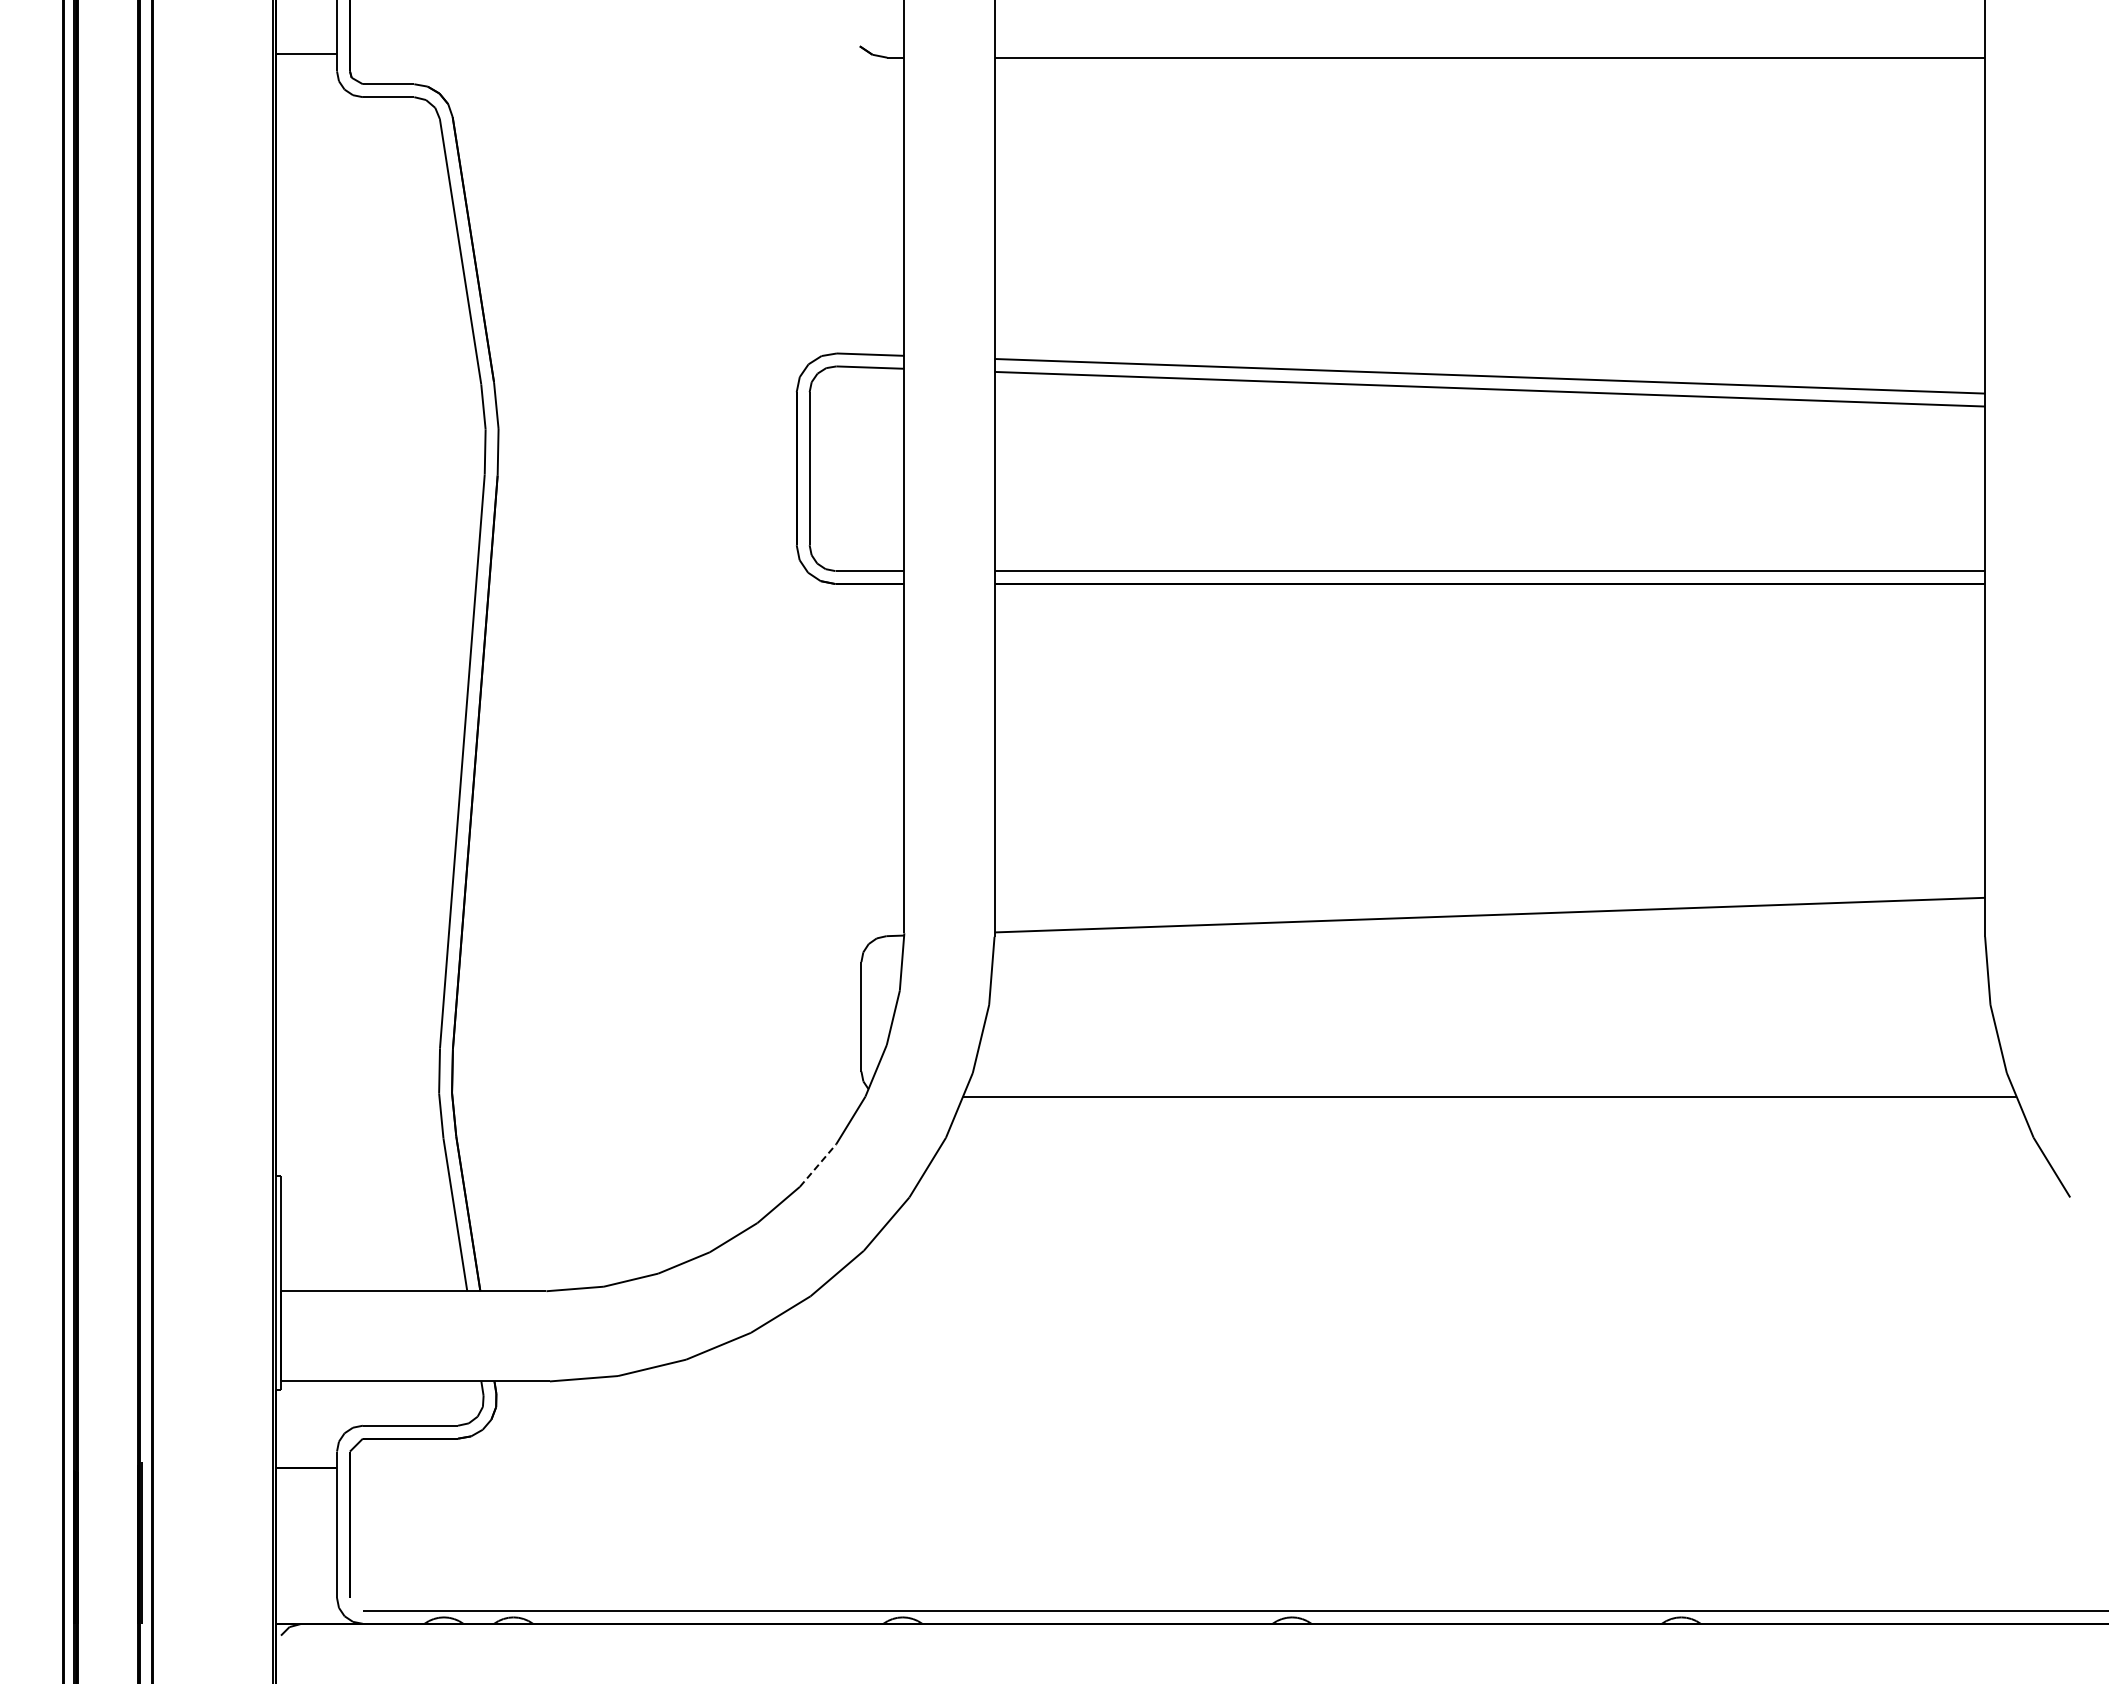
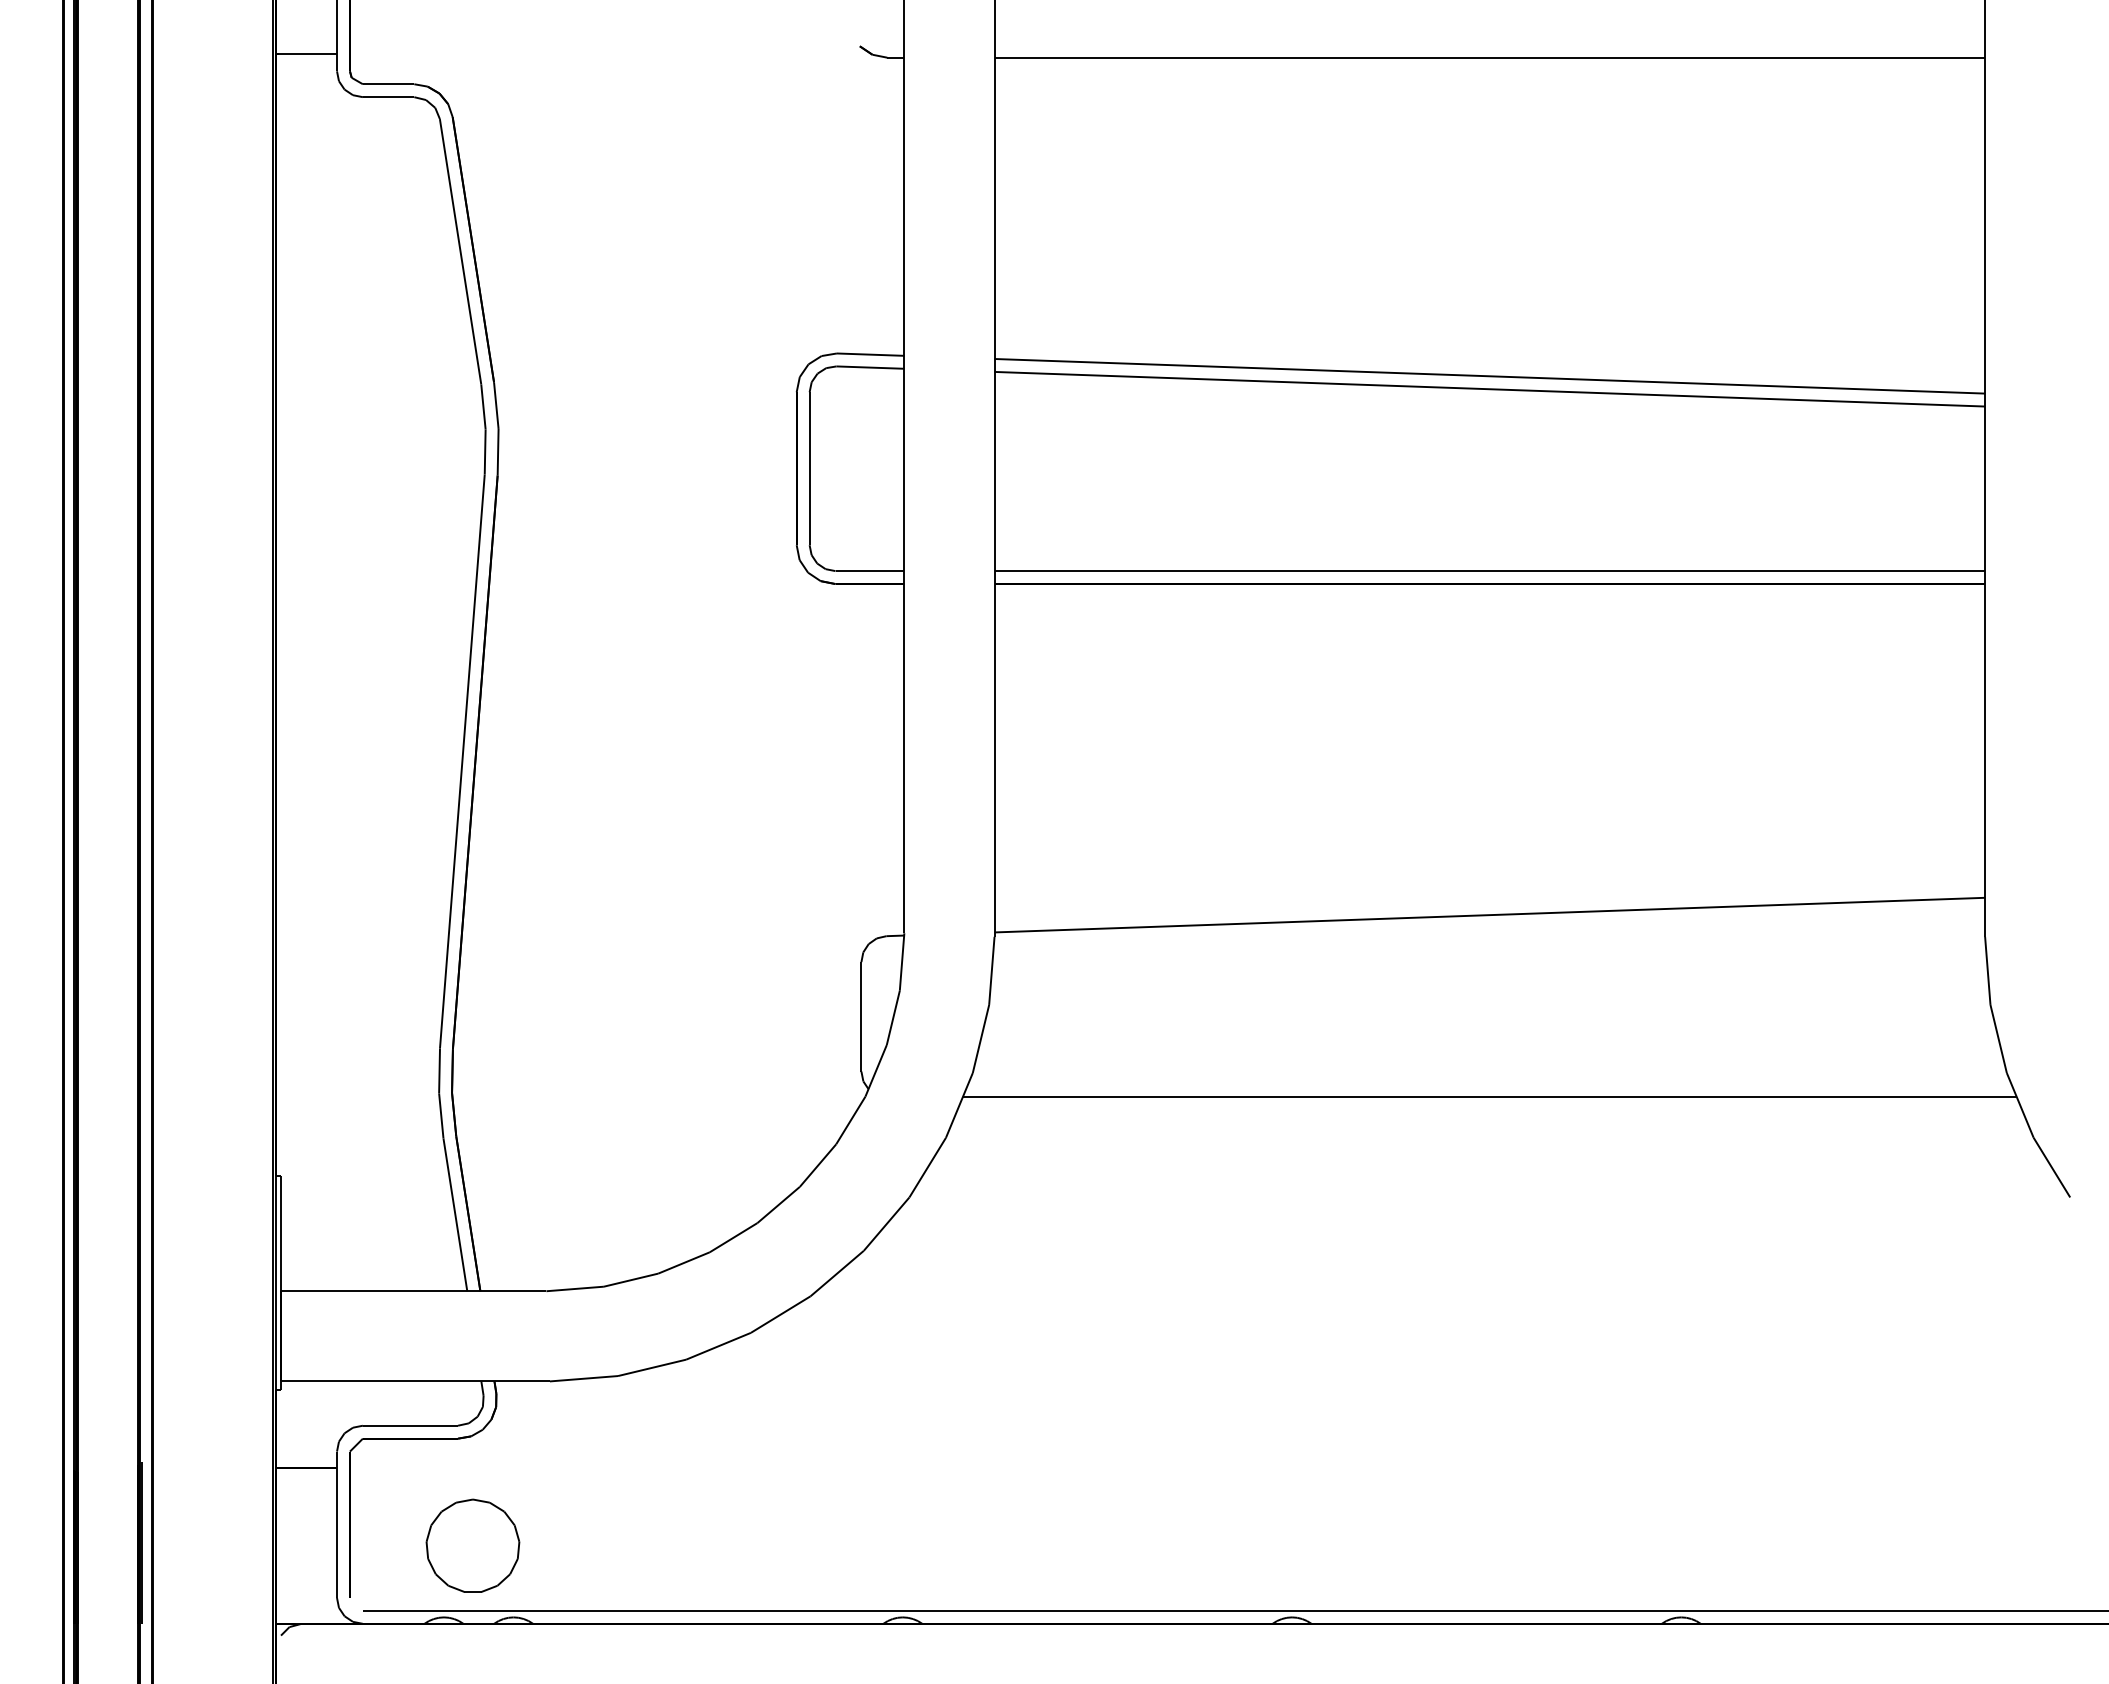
line: dashed -> solid (818, 1165)
part: none -> present (472, 1545)
